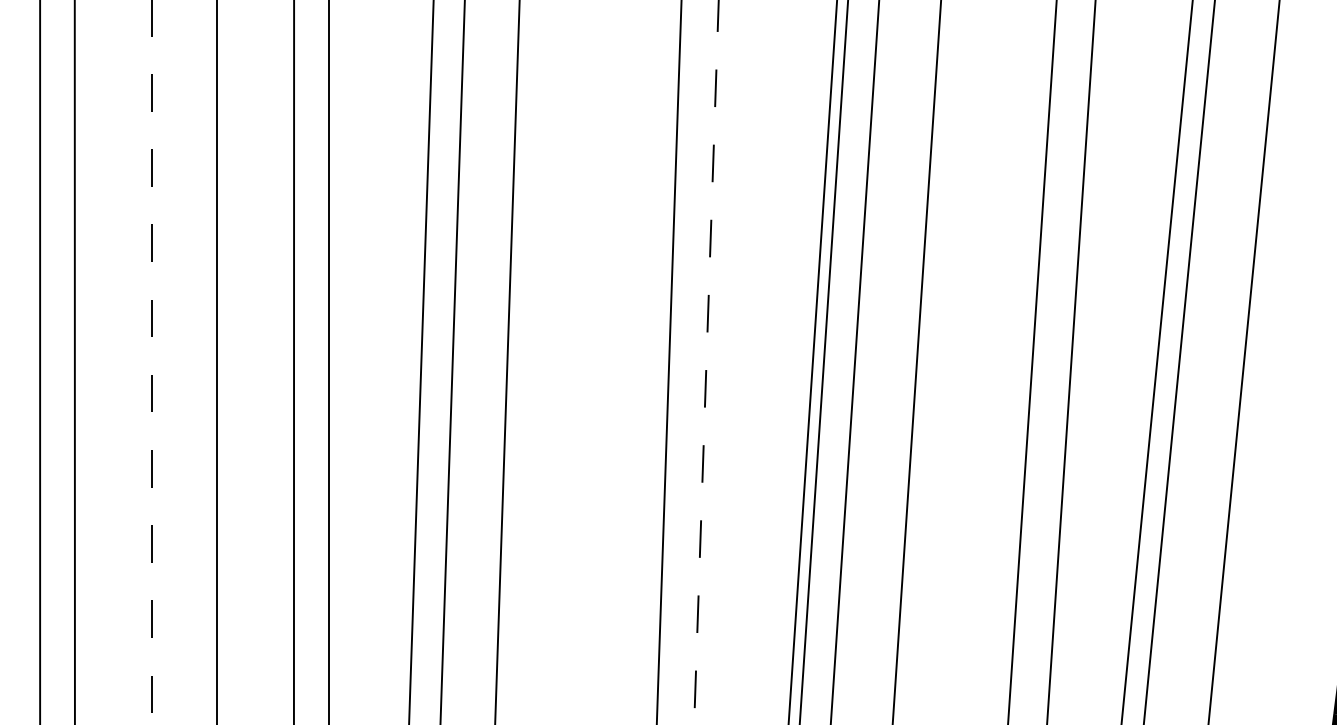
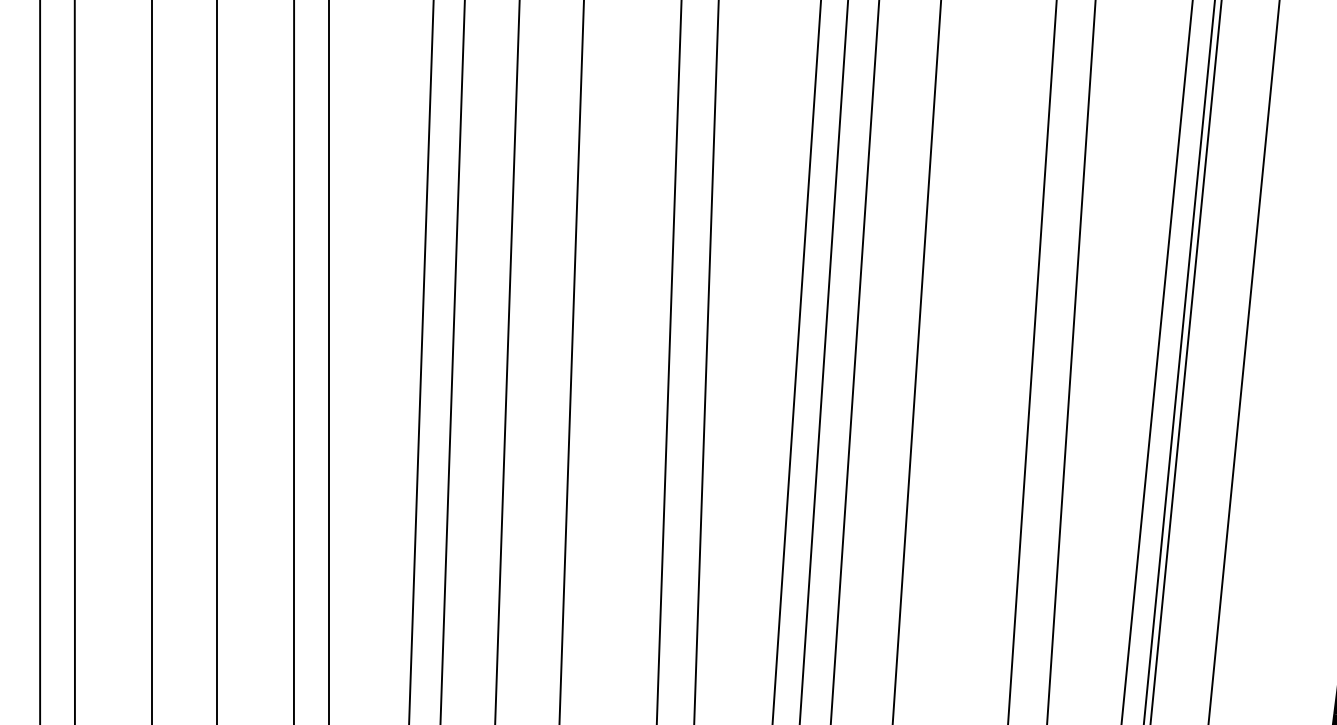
line: none -> present (571, 361)
line position: (812, 361) -> (796, 361) (796, 361)
line: none -> present (1185, 361)
line: dashed -> solid (151, 362)
line: dashed -> solid (706, 363)
